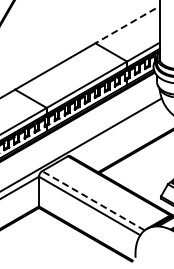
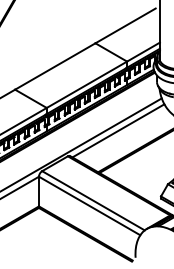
line: dashed -> solid (125, 25)
line: none -> present (118, 130)
line: dashed -> solid (93, 200)
